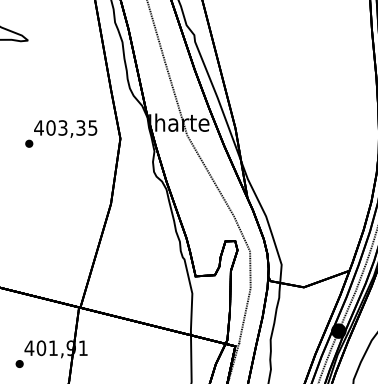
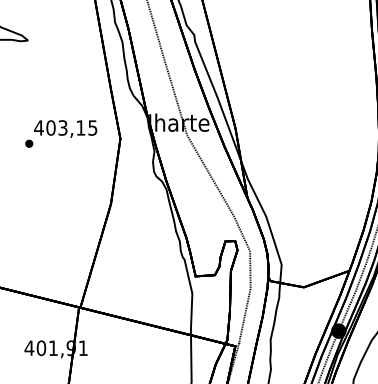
text: 403,35 -> 403,15 (80, 127)
part: present -> none (19, 363)
